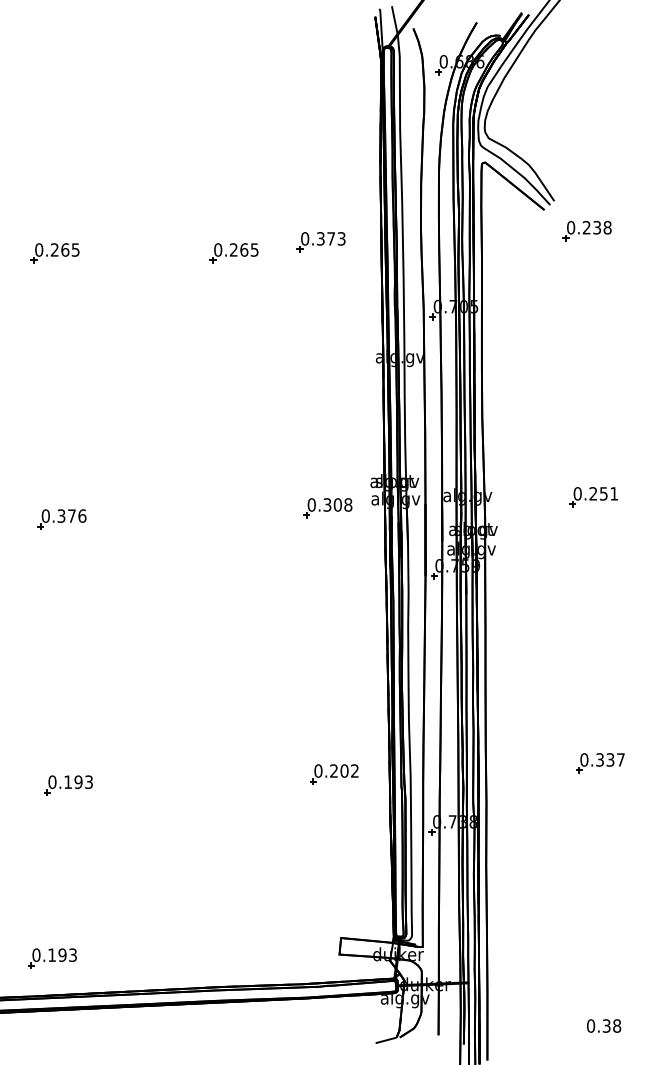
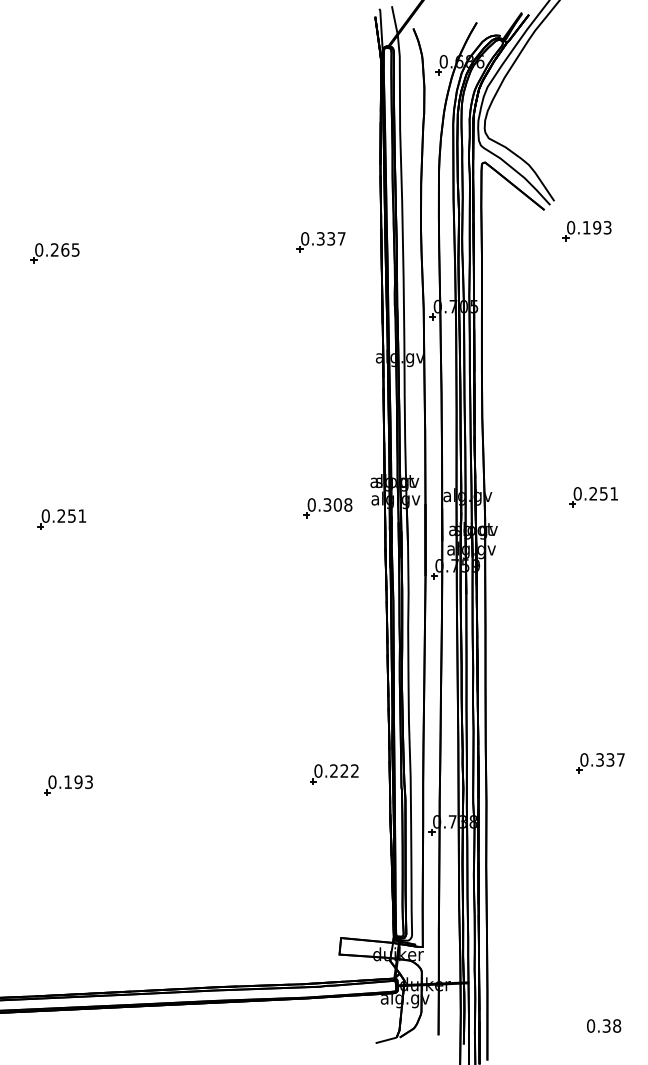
text: 0.238 -> 0.193 (596, 227)
text: 0.373 -> 0.337 (336, 238)
part: present -> none (233, 253)
text: 0.376 -> 0.251 (71, 515)
text: 0.202 -> 0.222 (344, 770)
part: present -> none (52, 958)
